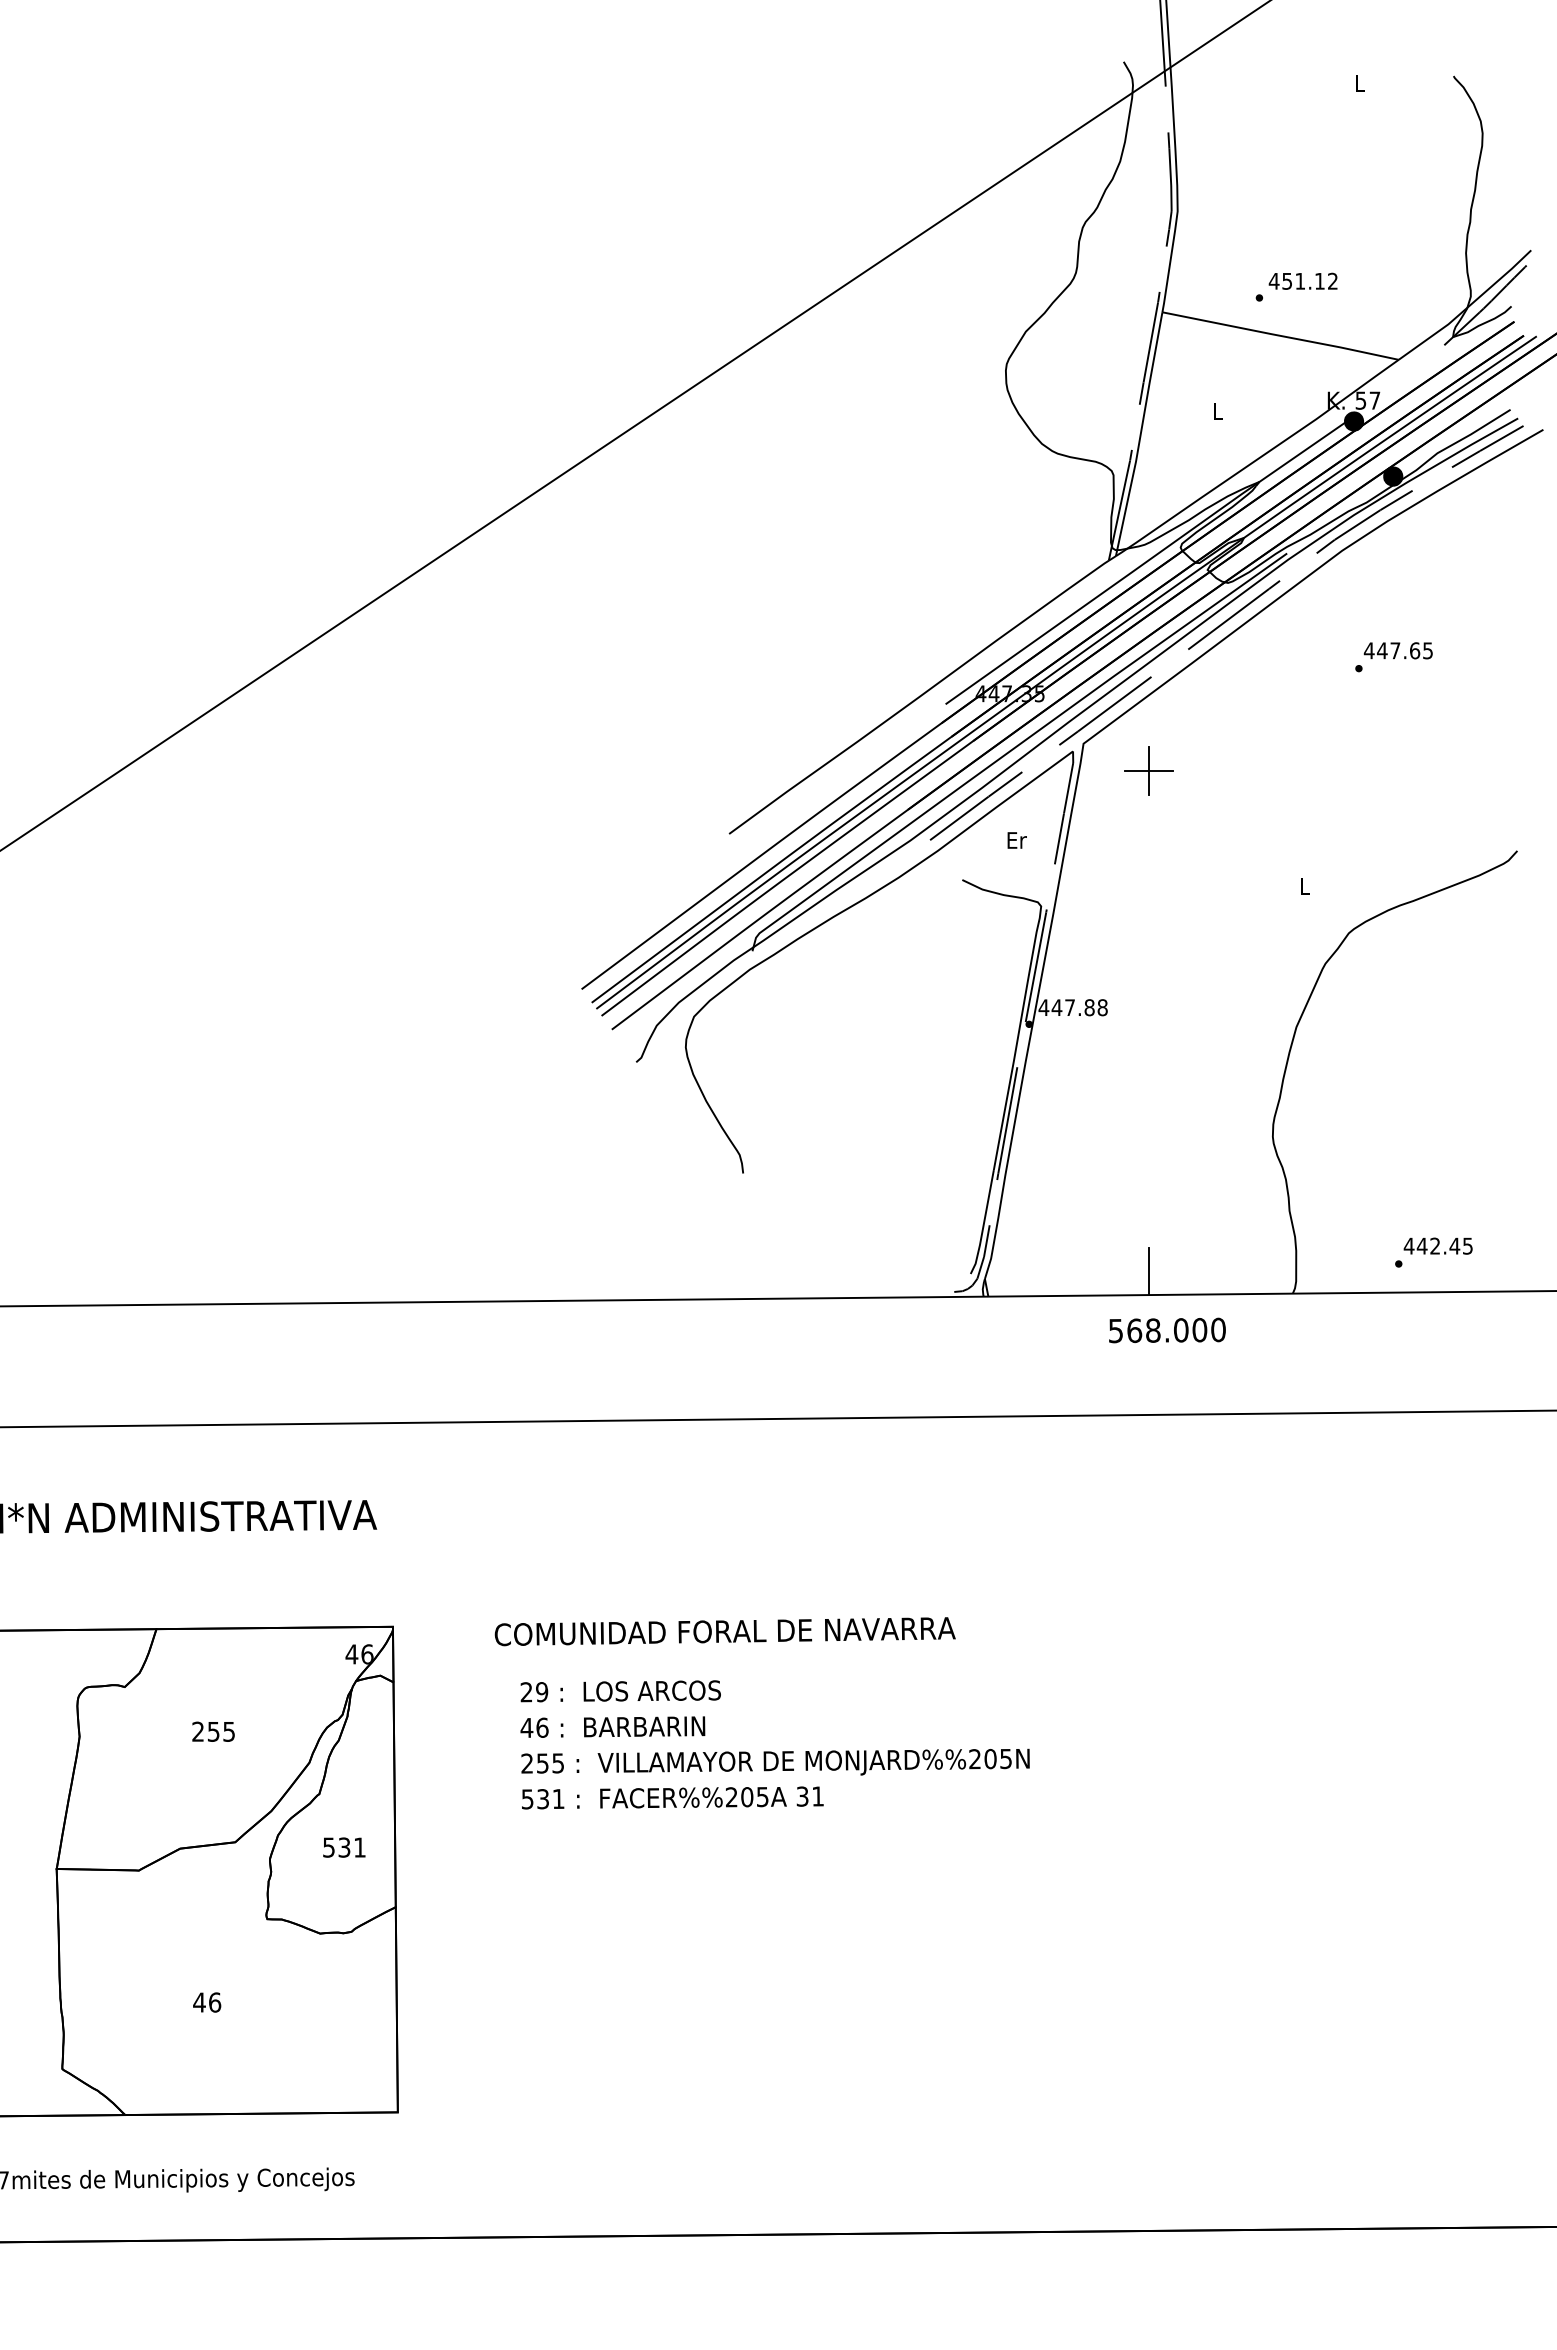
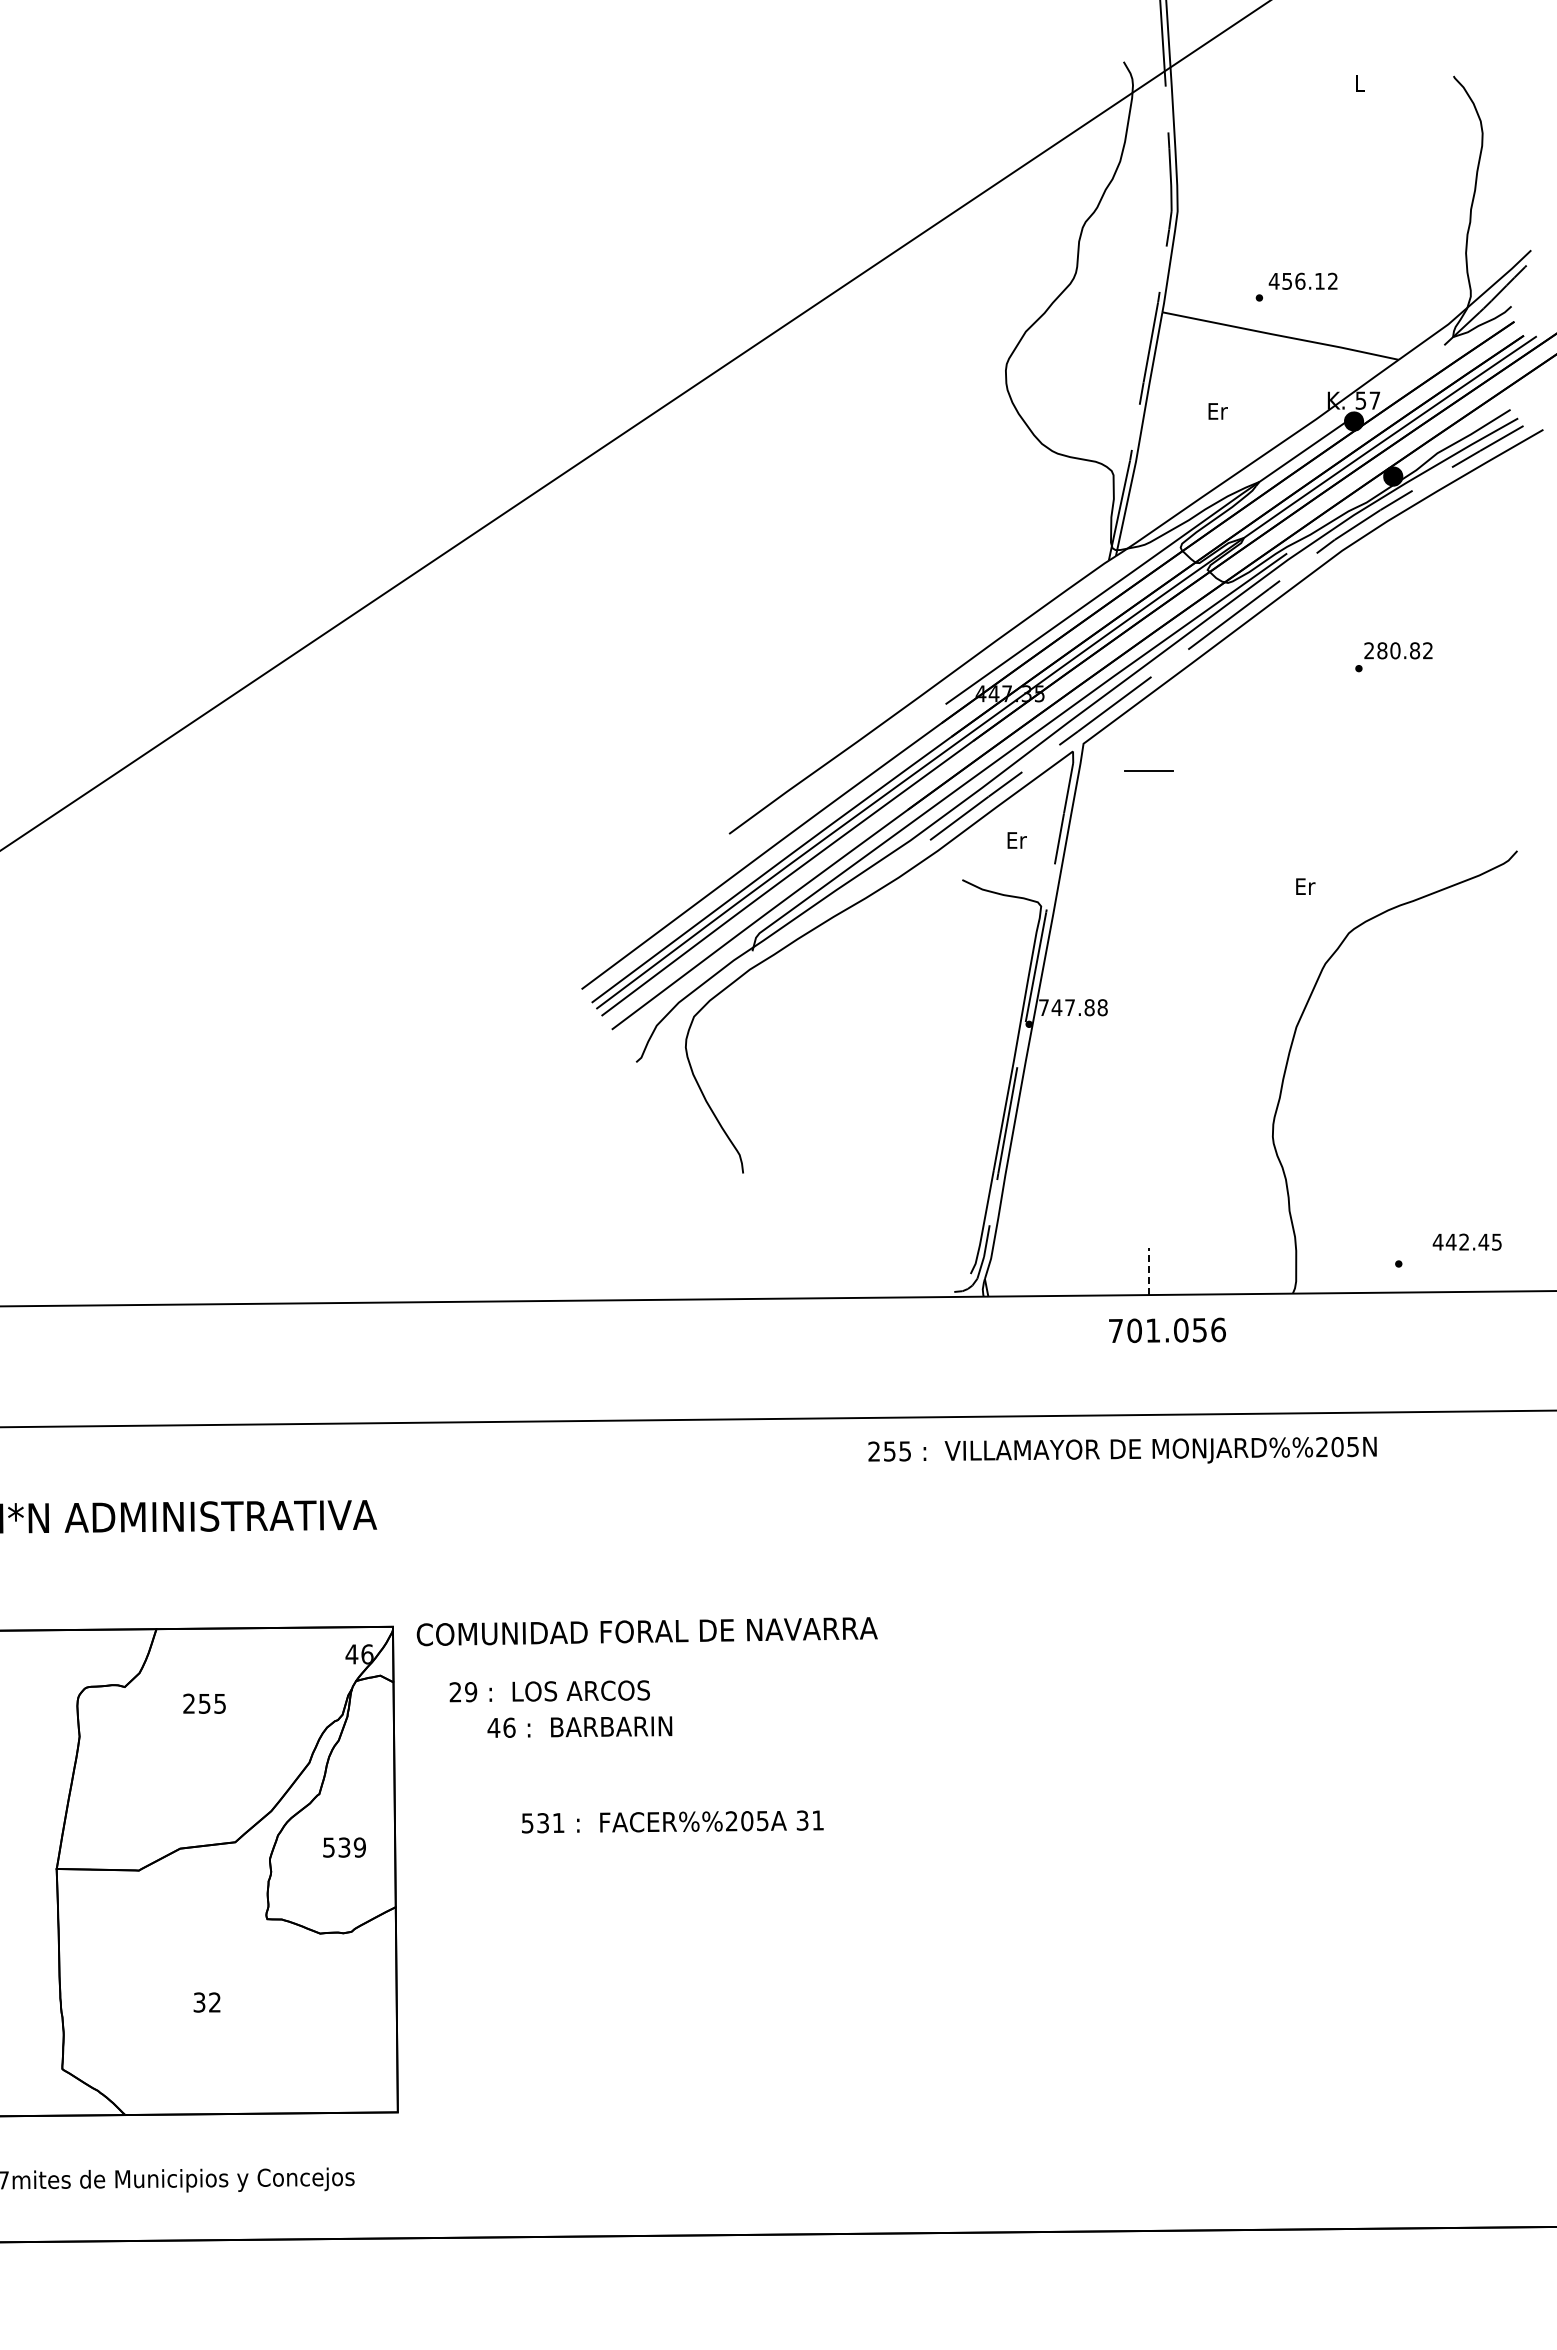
text: 451.12 -> 456.12 (1300, 280)
text: L -> Er (1217, 411)
text: 447.65 -> 280.82 (1397, 650)
line: present -> none (1148, 770)
text: L -> Er (1305, 886)
text: 447.88 -> 747.88 (1043, 1007)
text position: (1437, 1245) -> (1466, 1241) (1466, 1241)
line: solid -> dashed (1148, 1271)
text: 568.000 -> 701.056 (1167, 1330)
text position: (724, 1631) -> (646, 1631) (646, 1631)
text position: (620, 1691) -> (549, 1691) (549, 1691)
text position: (612, 1726) -> (579, 1726) (579, 1726)
text position: (213, 1731) -> (204, 1703) (204, 1703)
text position: (775, 1761) -> (1122, 1449) (1122, 1449)
text position: (672, 1797) -> (672, 1821) (672, 1821)
text: 531 -> 539 (359, 1847)
text: 46 -> 32 (207, 2002)
